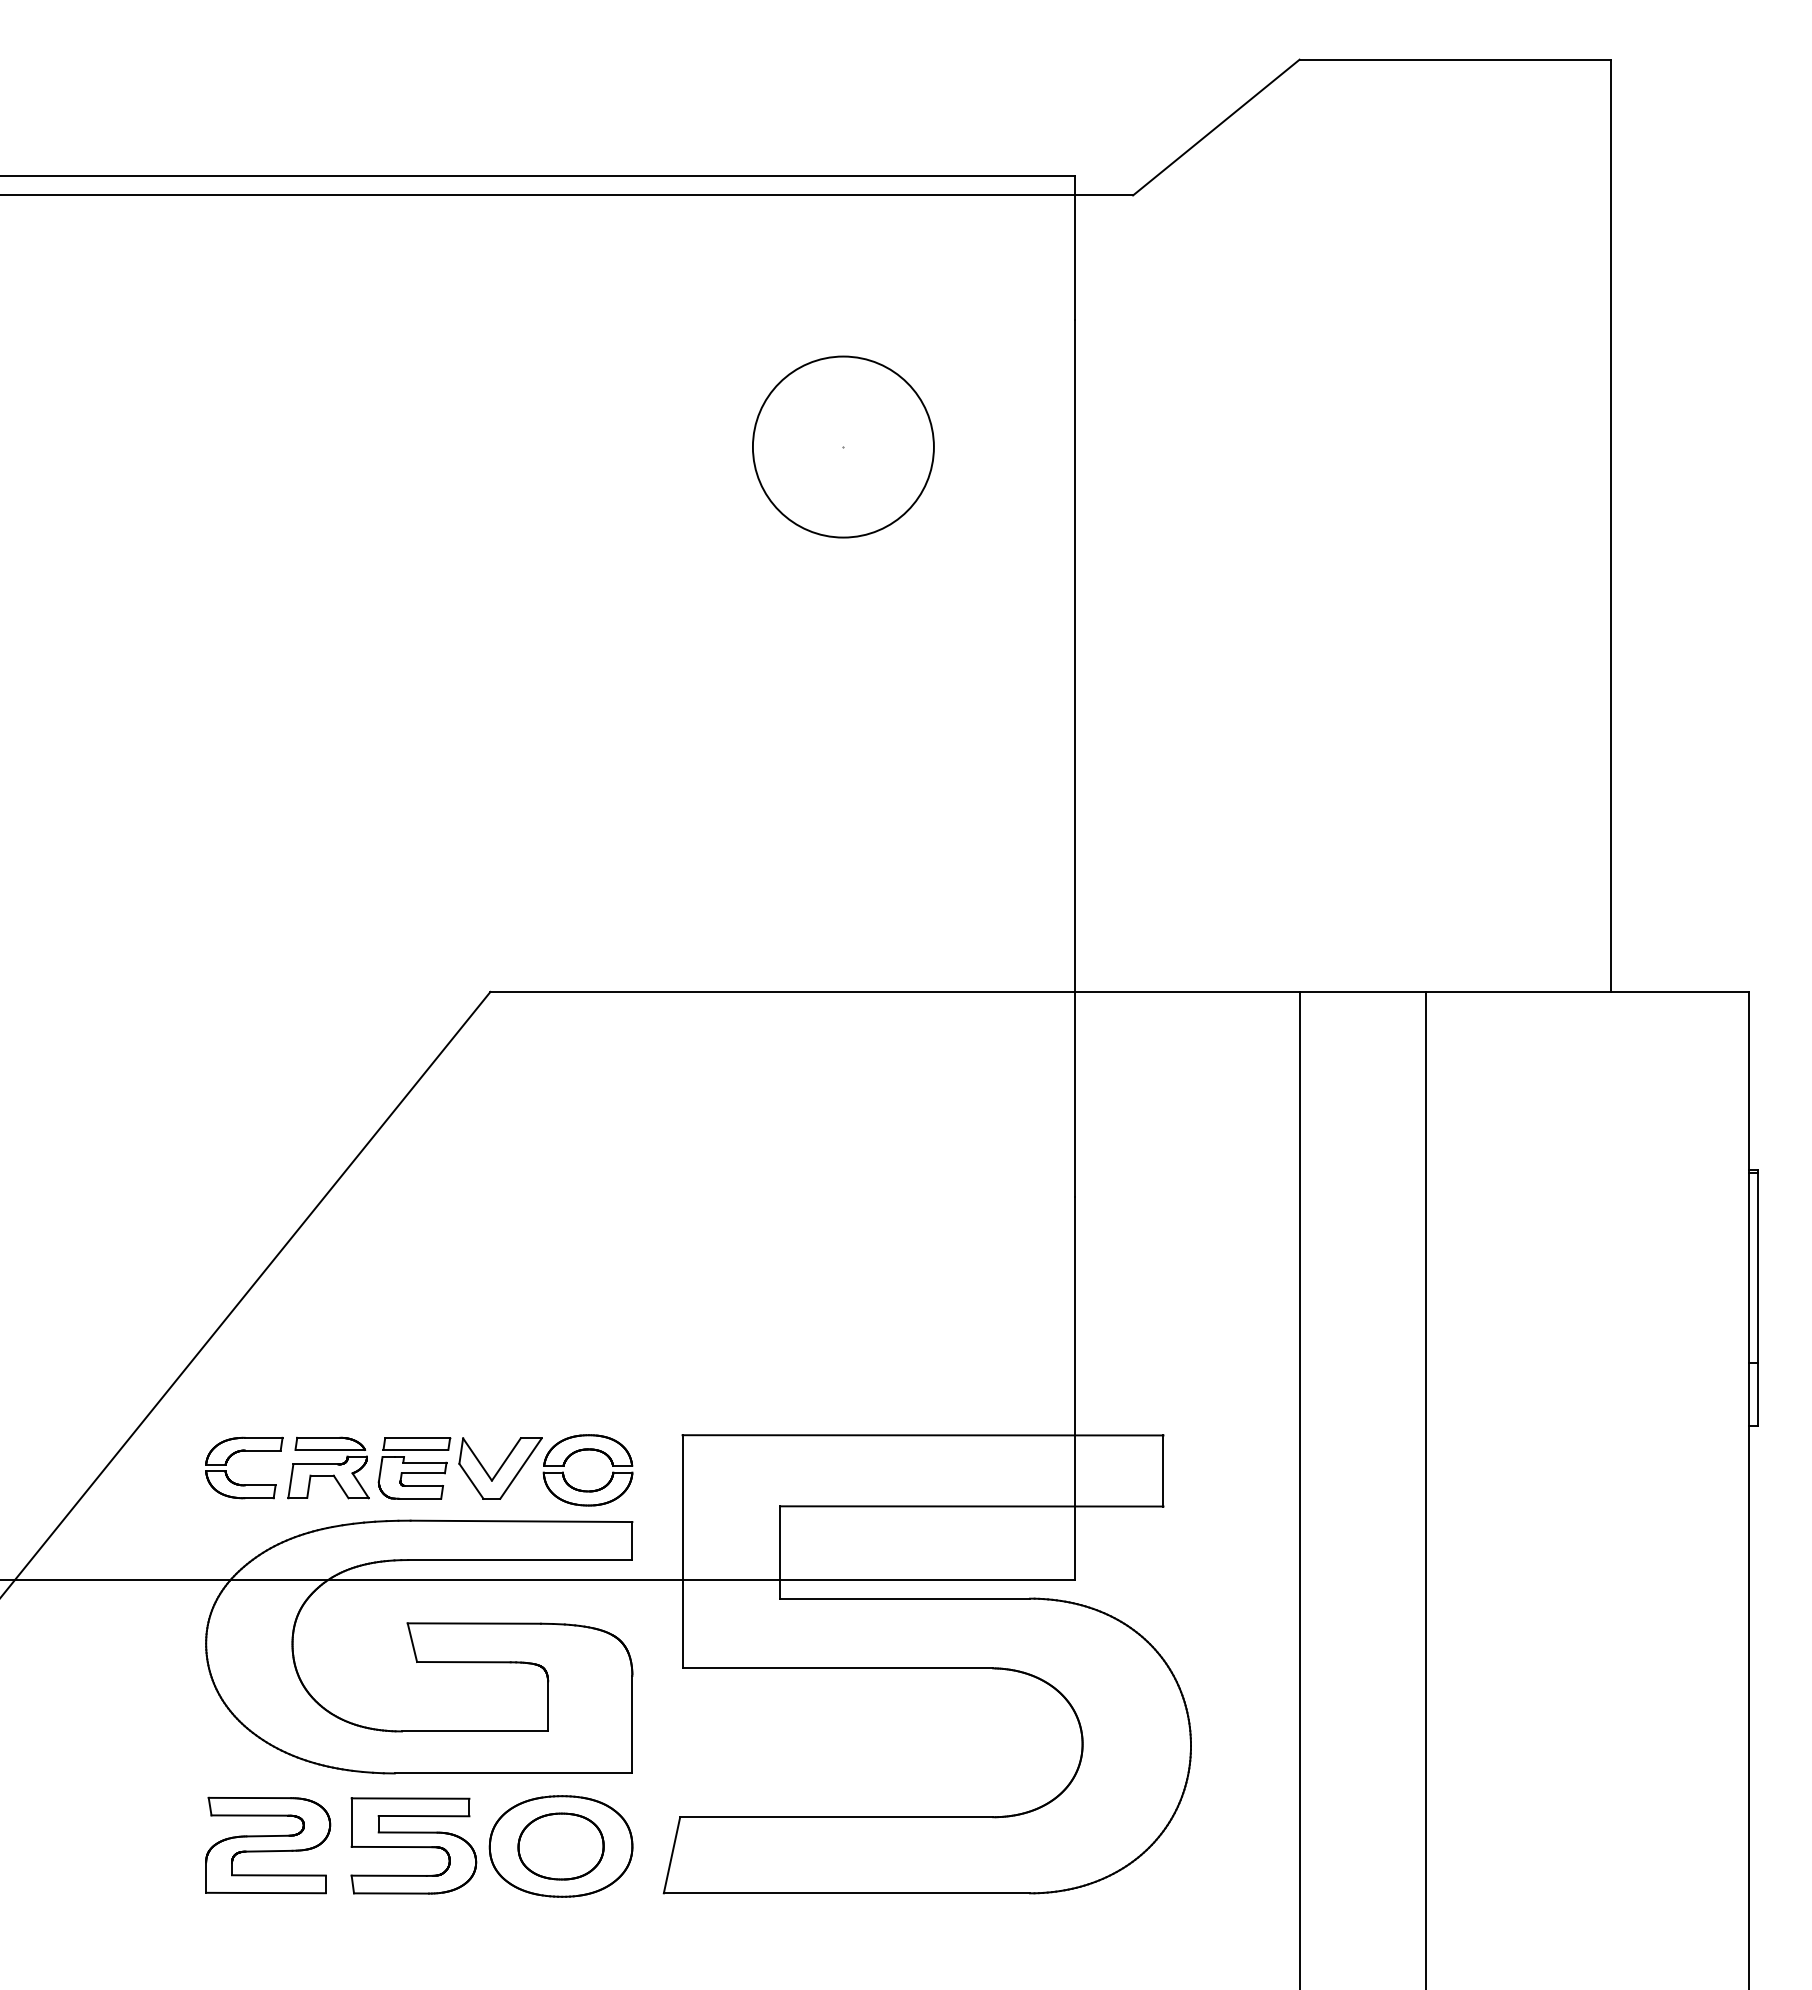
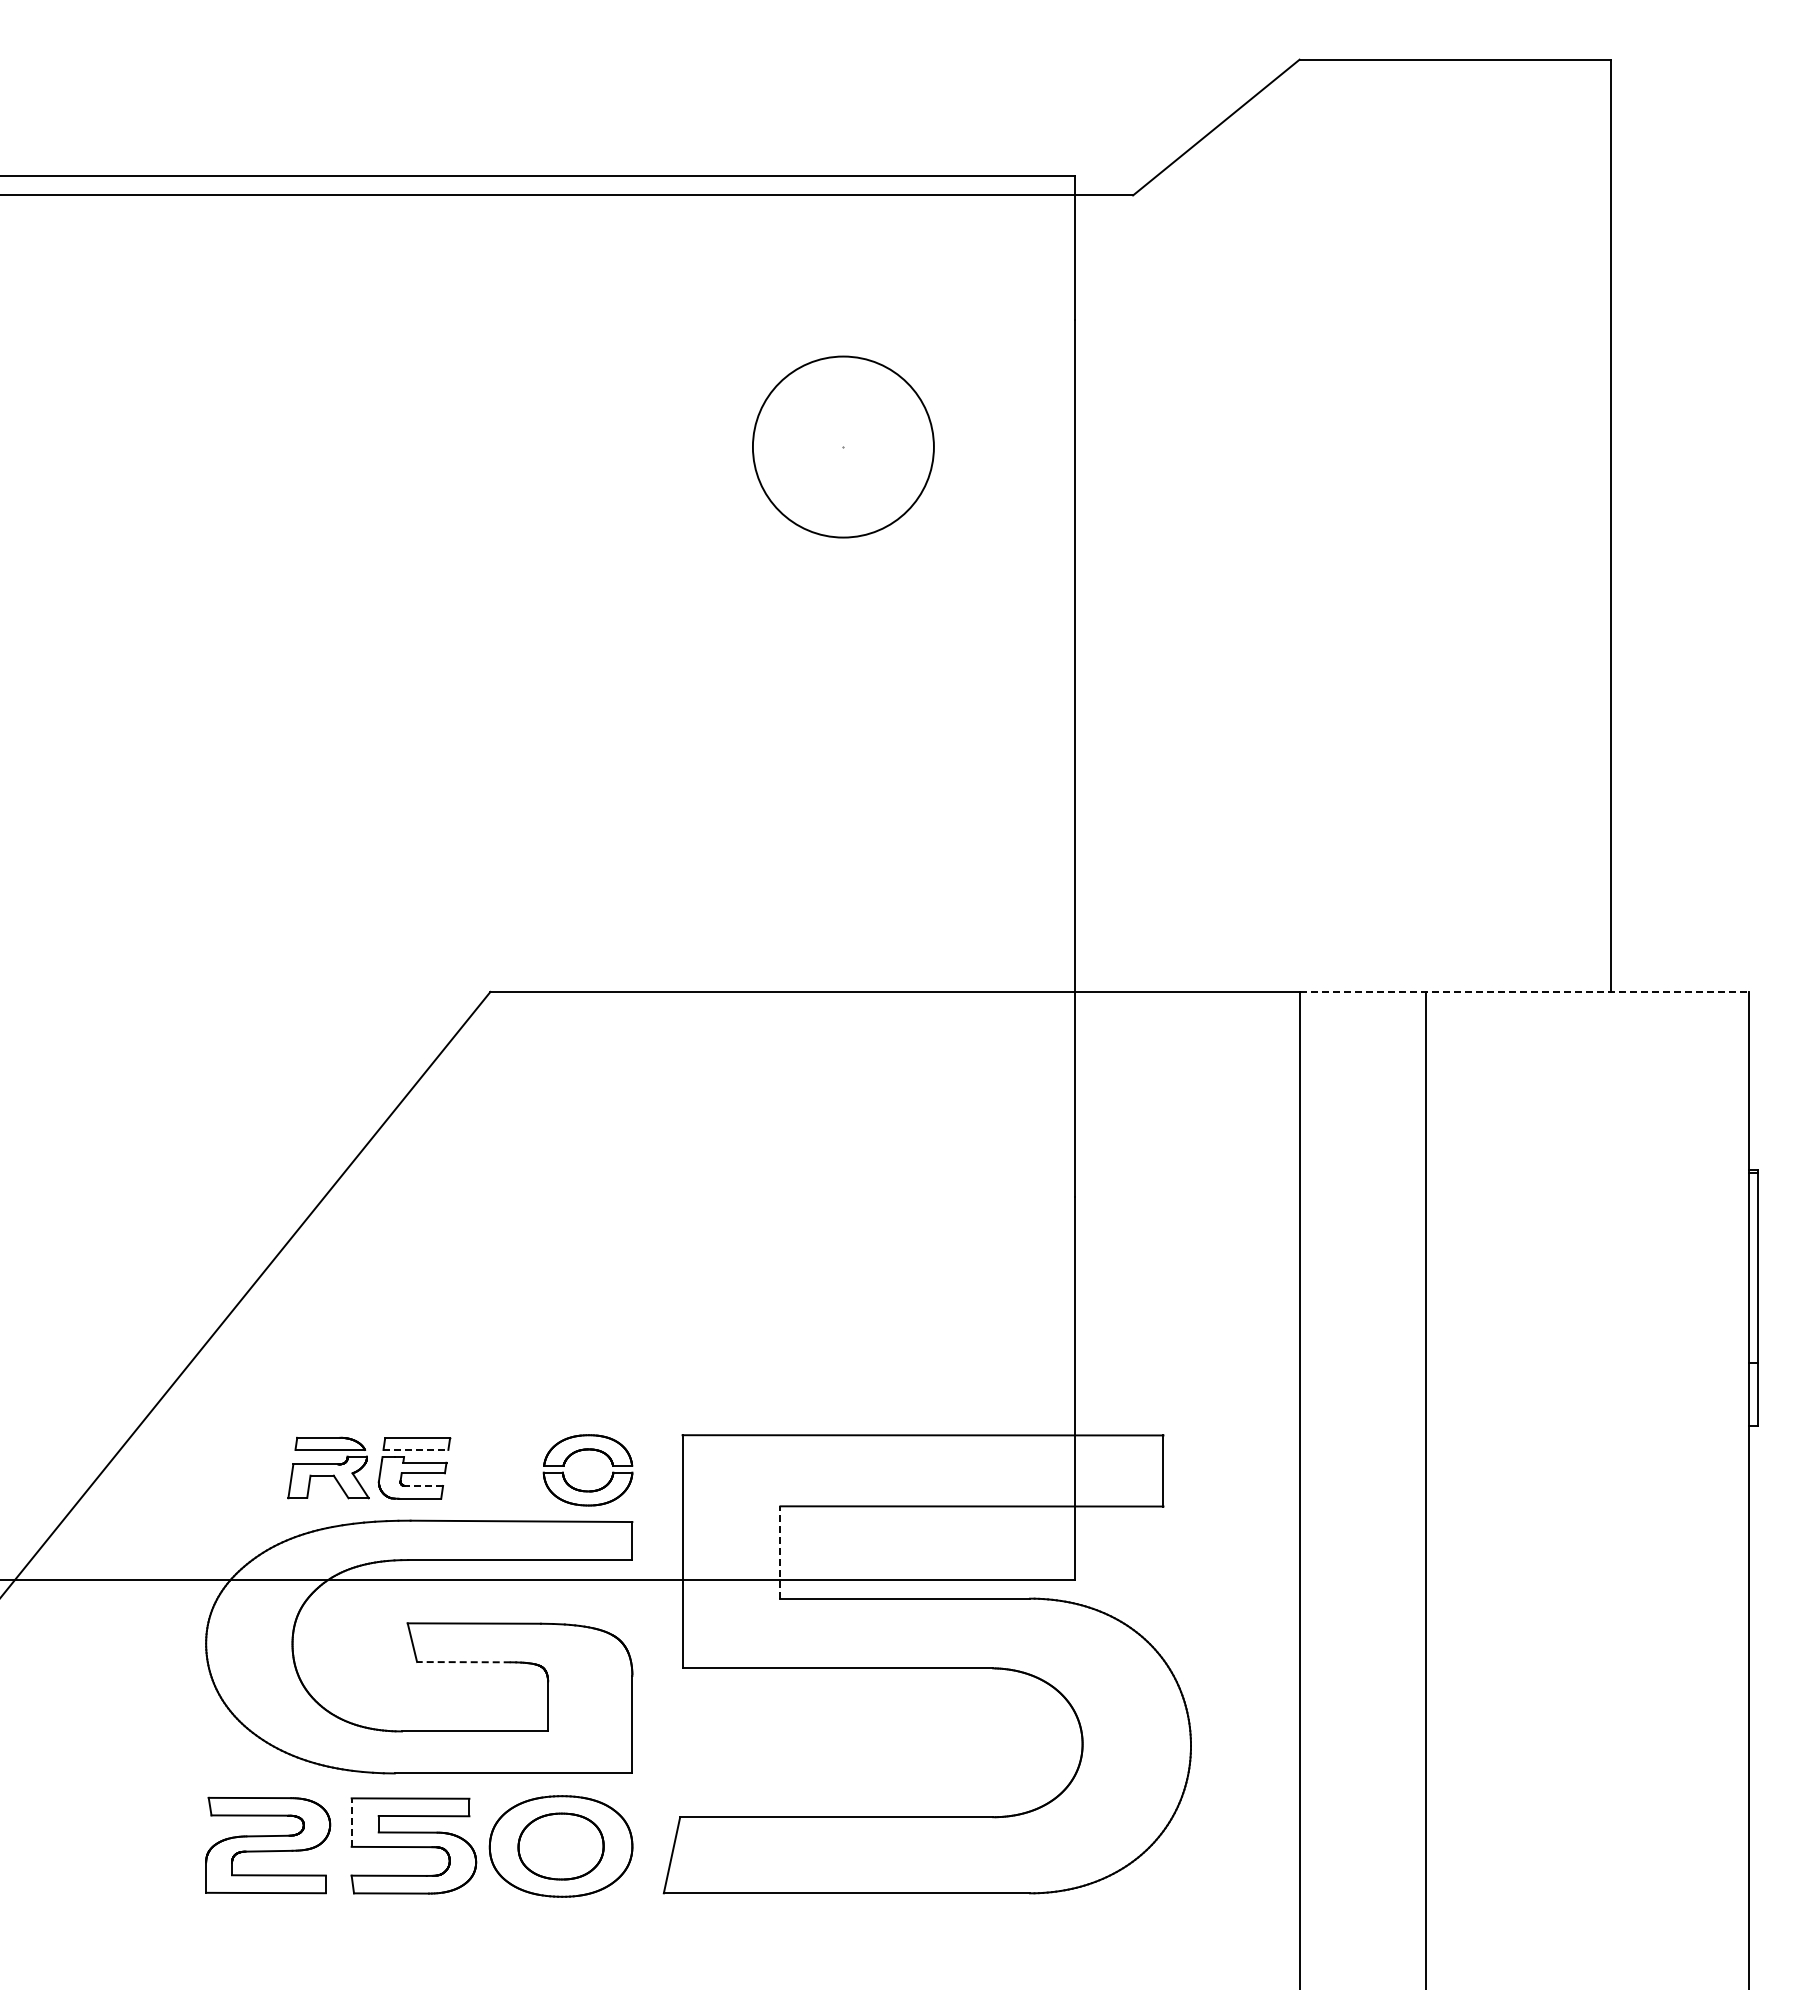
line: solid -> dashed (1524, 991)
line: solid -> dashed (416, 1449)
part: present -> none (240, 1452)
part: present -> none (500, 1468)
line: solid -> dashed (423, 1485)
line: solid -> dashed (780, 1552)
line: solid -> dashed (463, 1662)
line: solid -> dashed (351, 1822)
